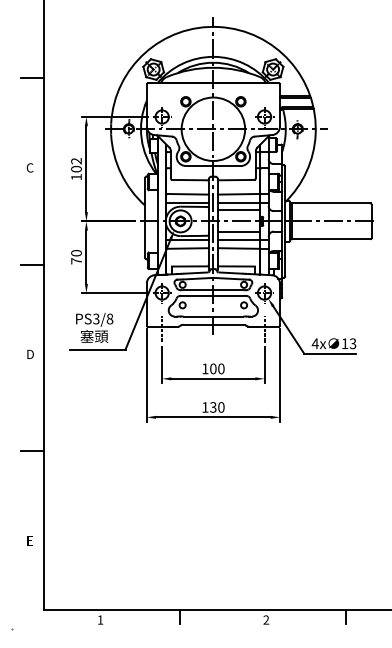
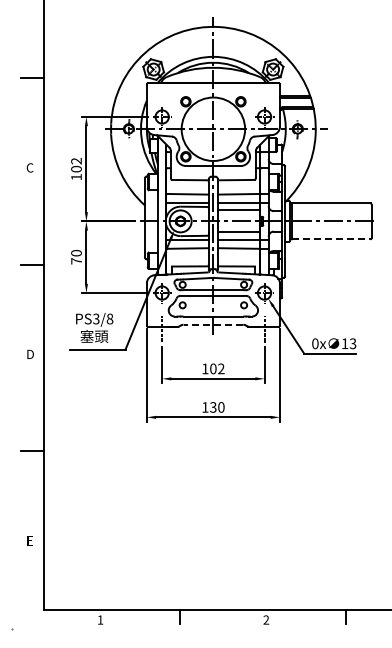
line: solid -> dashed (331, 239)
line: solid -> dashed (213, 324)
text: 4x -> 0x (314, 343)
text: 100 -> 102 (221, 368)
